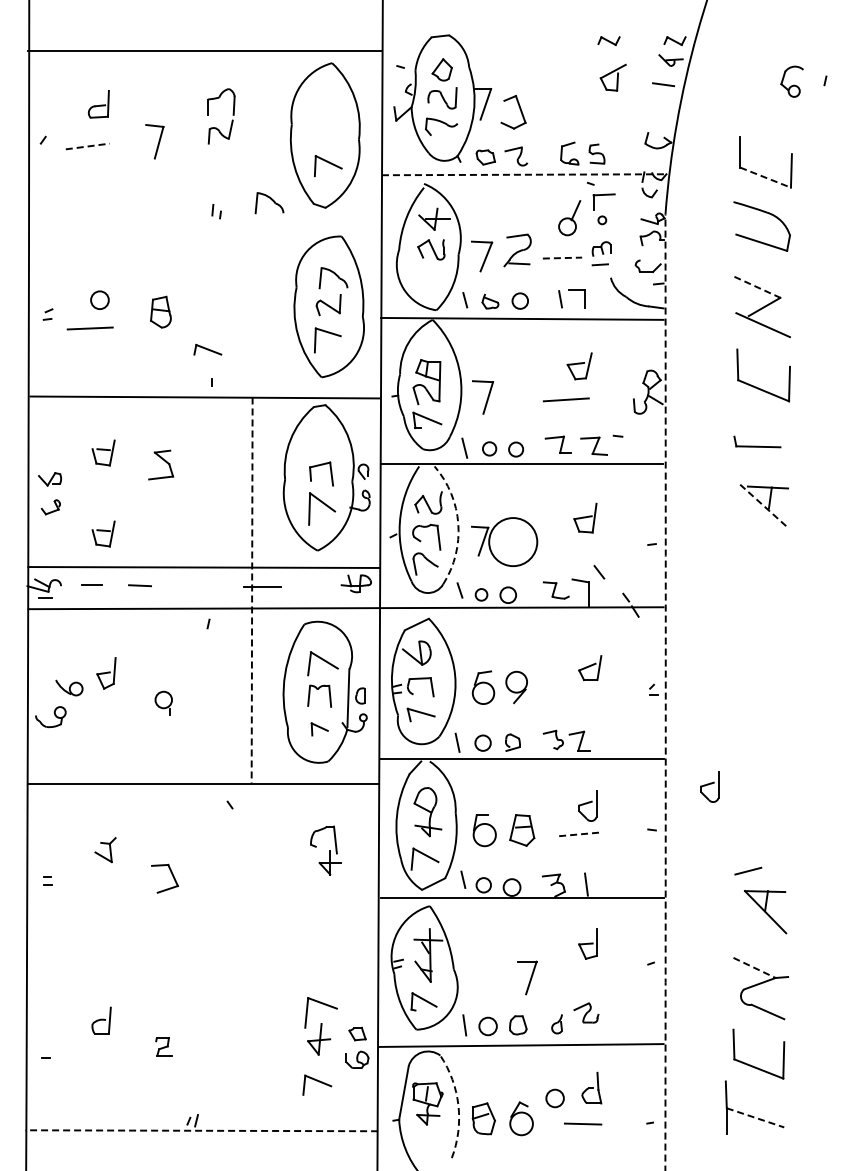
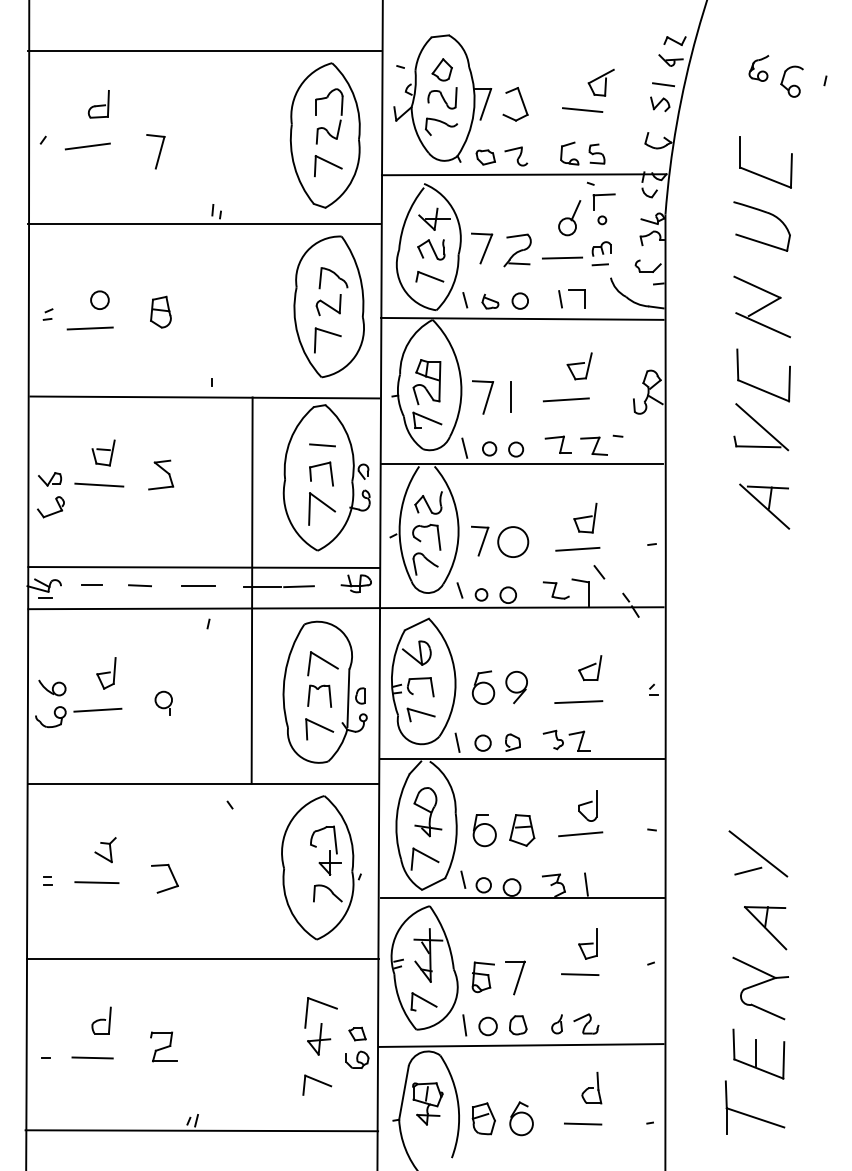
part: present -> none (608, 40)
part: none -> present (758, 68)
part position: (612, 77) -> (600, 82) (600, 82)
part: none -> present (660, 104)
part position: (519, 109) -> (521, 101) (521, 101)
line: none -> present (582, 110)
part position: (231, 120) -> (339, 120) (339, 120)
part position: (154, 141) -> (155, 151) (155, 151)
line: dashed -> solid (88, 146)
line: dashed -> solid (524, 174)
line: dashed -> solid (766, 177)
part: present -> none (269, 203)
line: none -> present (204, 224)
part position: (482, 256) -> (482, 248) (482, 248)
line: dashed -> solid (562, 258)
line: dashed -> solid (757, 287)
part position: (207, 349) -> (429, 276) (429, 276)
line: none -> present (511, 396)
line: none -> present (762, 427)
line: none -> present (322, 445)
part position: (161, 464) -> (161, 474) (161, 474)
line: none -> present (99, 484)
line: dashed -> solid (764, 506)
part size: 21x17 px -> 28x23 px (50, 507)
arc: dashed -> solid (458, 523)
part: present -> none (103, 533)
circle diameter: 48 px -> 30 px (513, 542)
line: none -> present (577, 548)
line: none -> present (198, 586)
line: none -> present (298, 586)
line: dashed -> solid (252, 591)
part position: (69, 687) -> (52, 687) (52, 687)
arc: dashed -> solid (665, 692)
line: none -> present (578, 702)
line: none -> present (97, 709)
part size: 19x15 px -> 30x23 px (319, 729)
part: present -> none (709, 786)
line: dashed -> solid (580, 834)
line: none -> present (758, 853)
part: none -> present (321, 867)
line: none -> present (96, 882)
part position: (765, 912) -> (765, 928) (765, 928)
line: none -> present (202, 958)
line: dashed -> solid (755, 968)
line: none -> present (580, 974)
part: none -> present (482, 977)
part position: (527, 977) -> (515, 977) (515, 977)
part position: (586, 1012) -> (586, 1023) (586, 1023)
part size: 18x20 px -> 28x32 px (163, 1046)
line: none -> present (756, 1053)
line: none -> present (92, 1057)
circle: present -> none (554, 1098)
arc: dashed -> solid (458, 1105)
line: dashed -> solid (756, 1118)
line: dashed -> solid (201, 1130)
